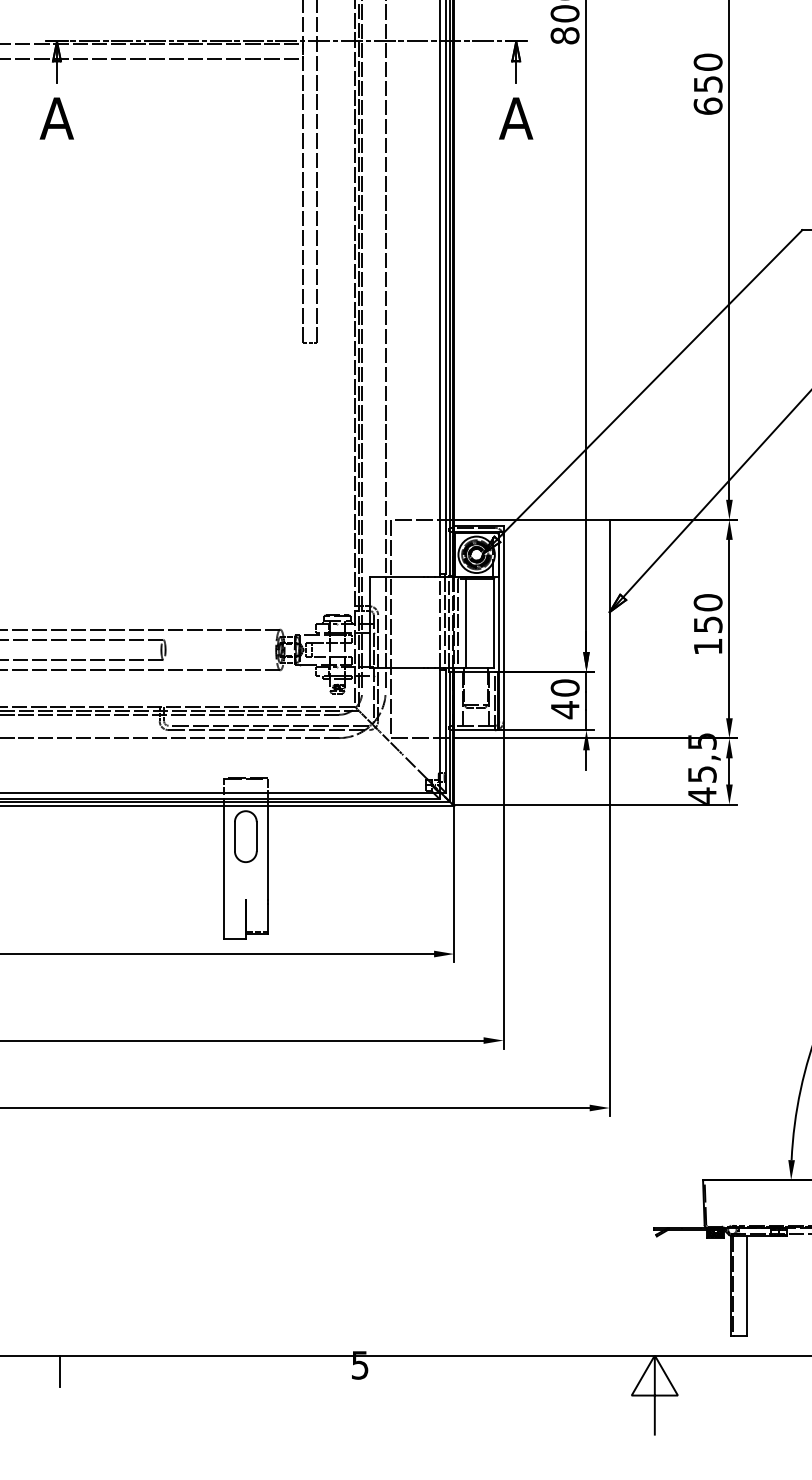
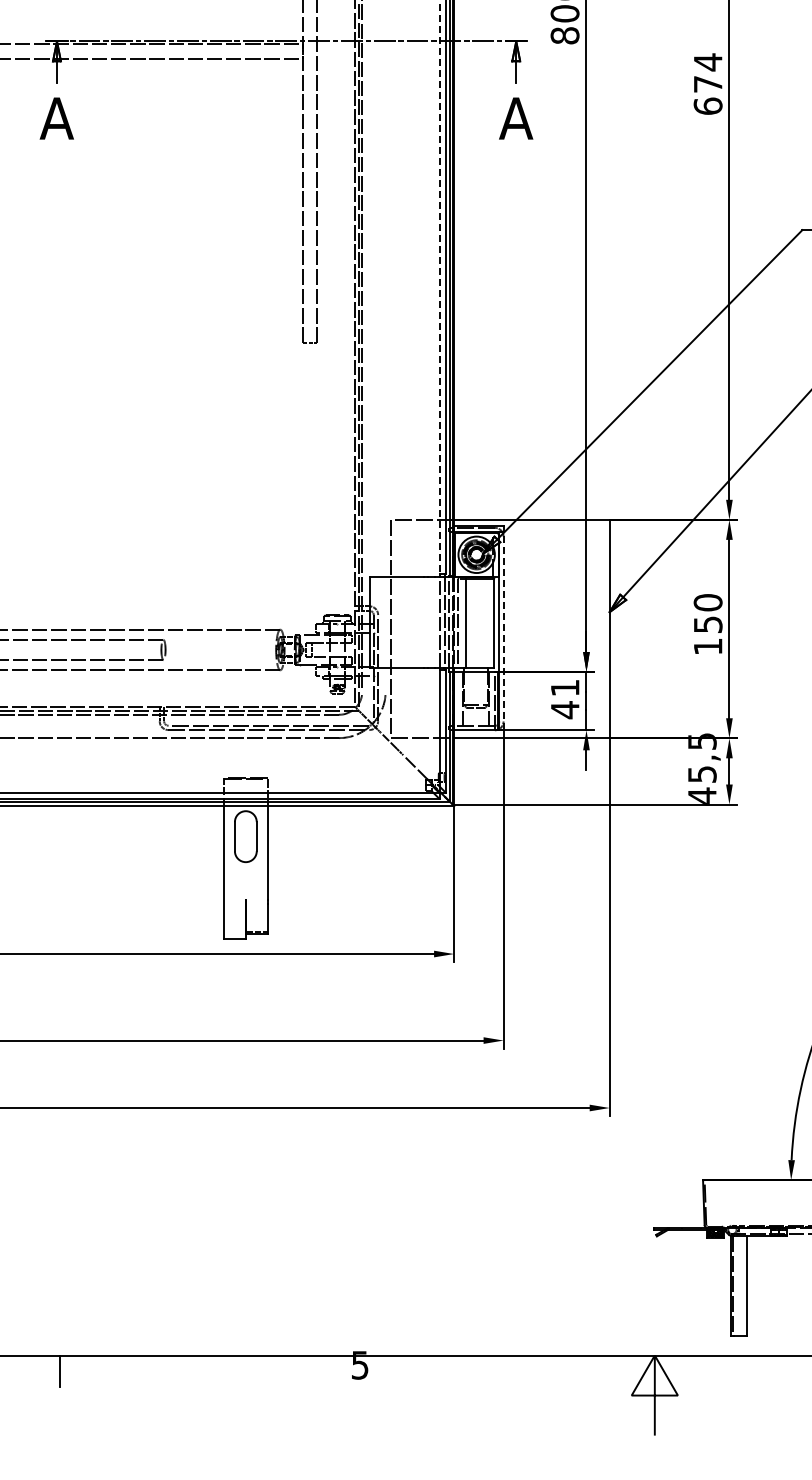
text: 650 -> 674 (707, 72)
line: solid -> dashed (440, 287)
line: present -> none (385, 346)
line: solid -> dashed (503, 630)
text: 40 -> 41 (564, 687)
